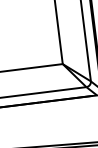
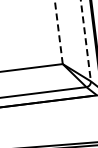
line: solid -> dashed (58, 32)
line: solid -> dashed (85, 40)
